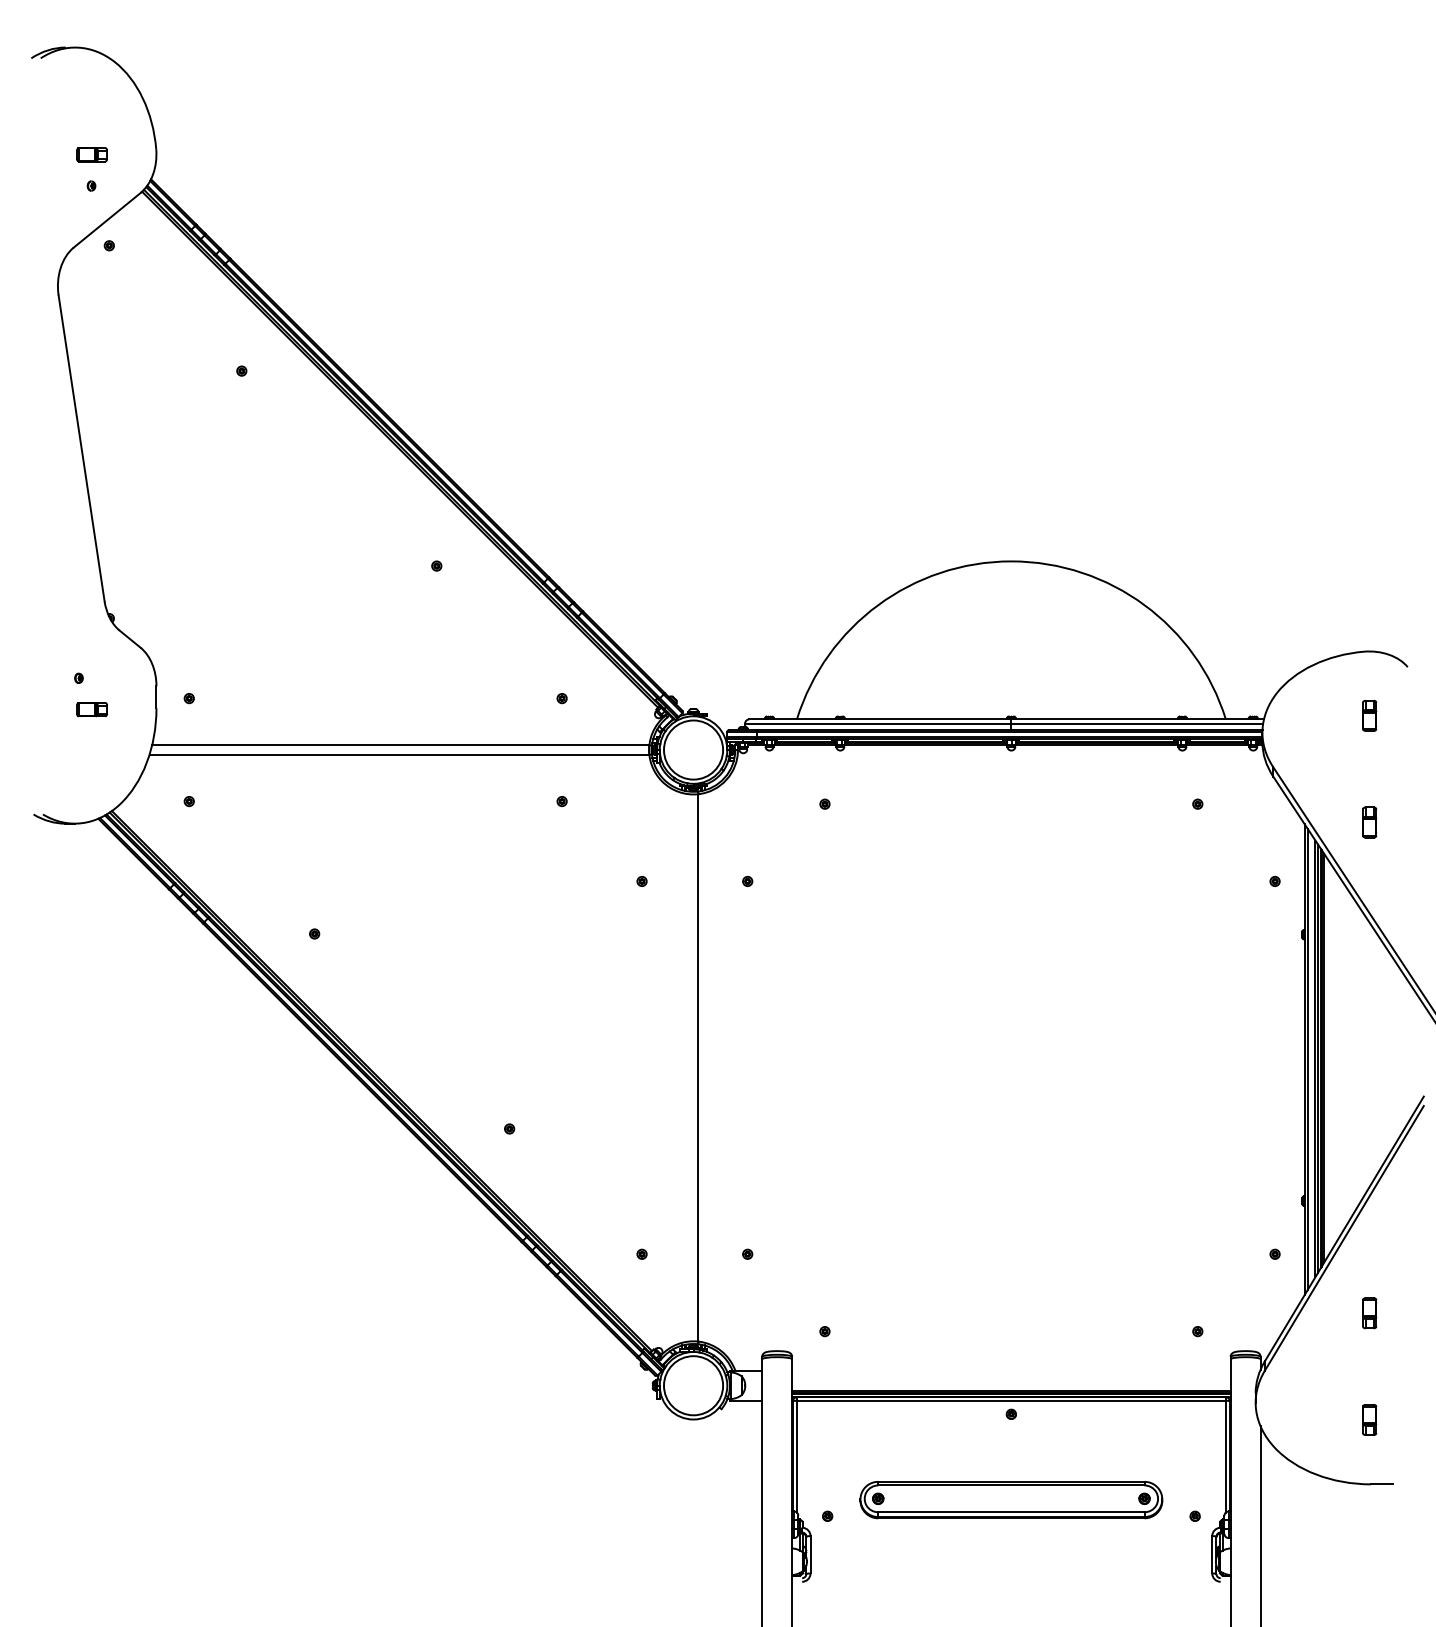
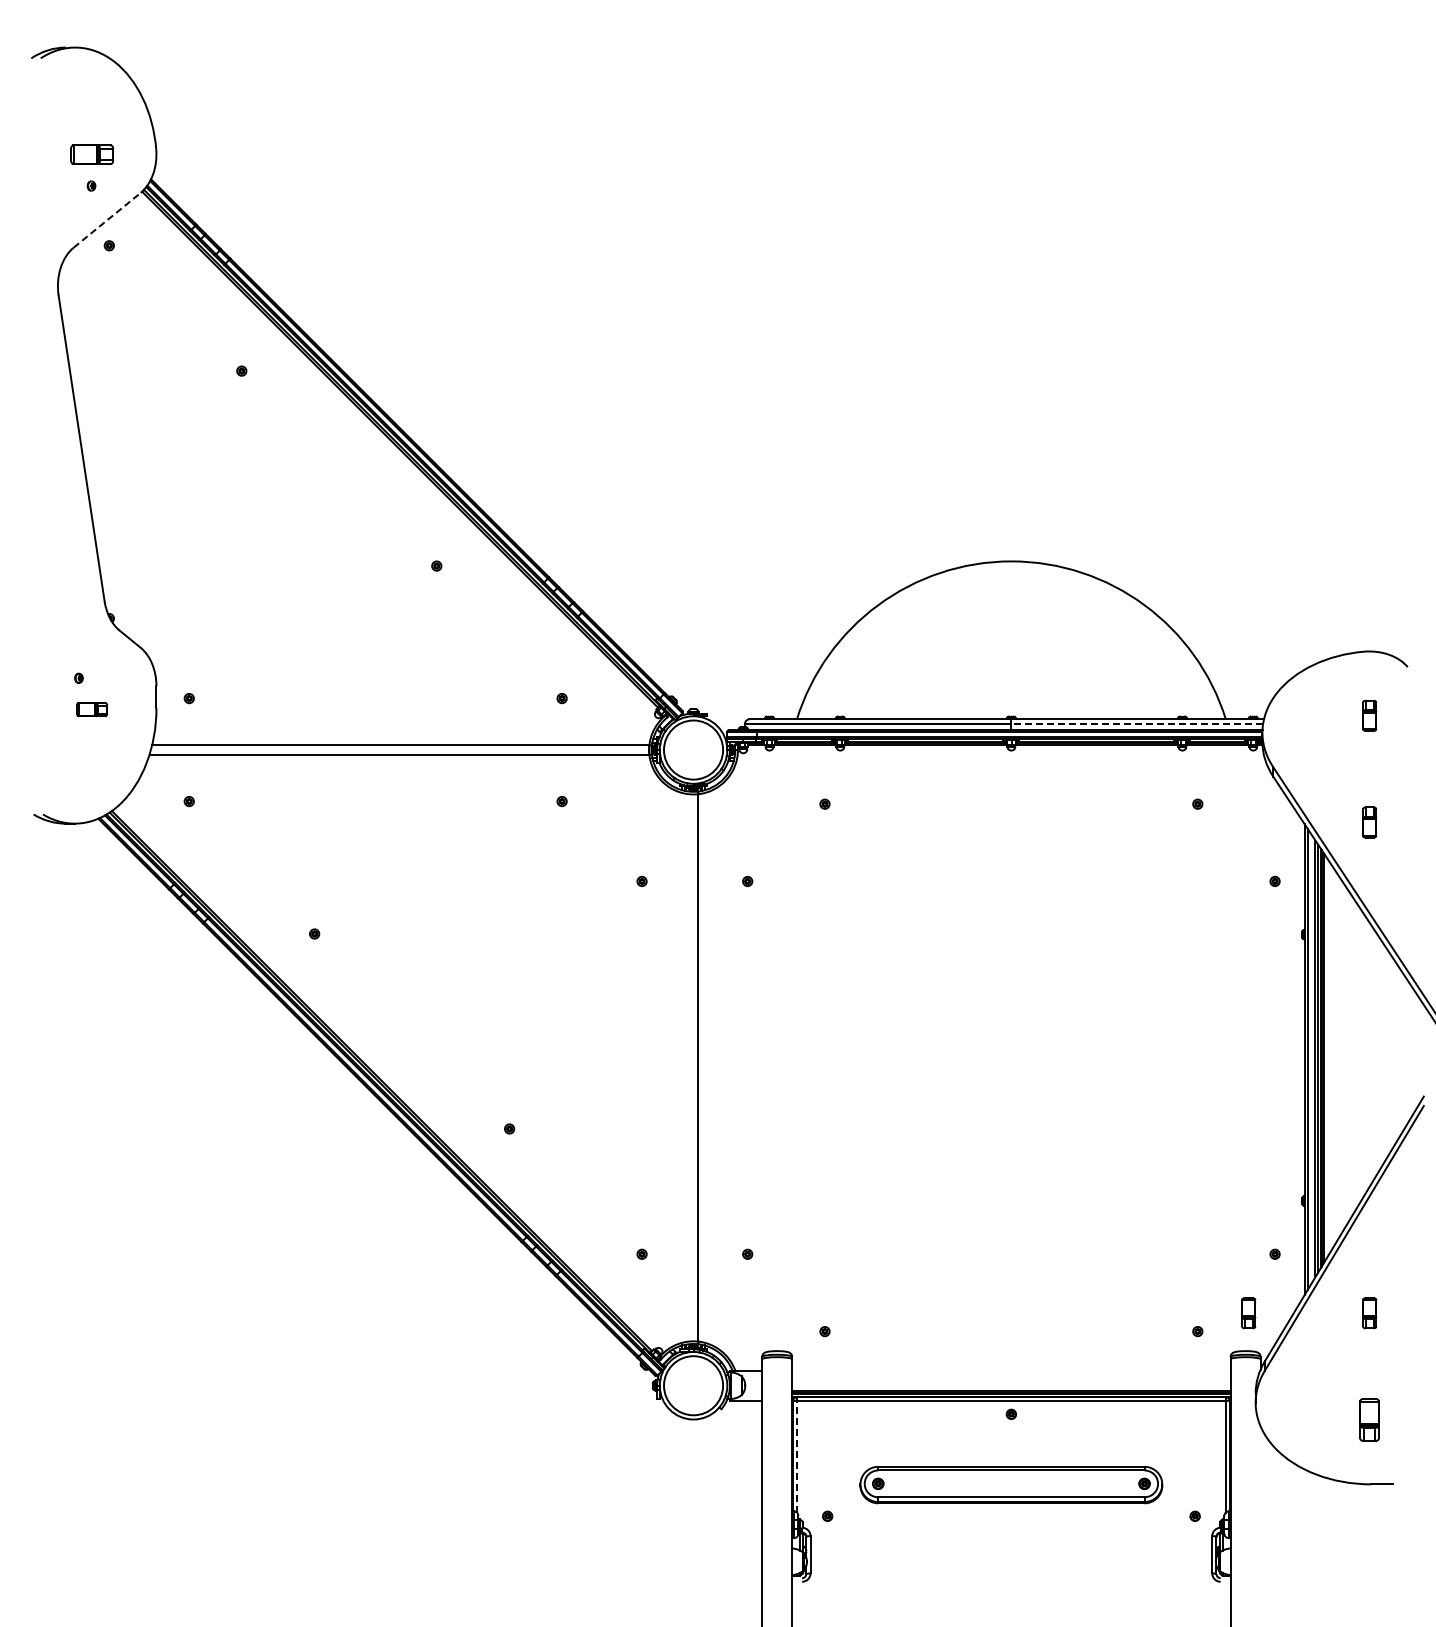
part size: 32x16 px -> 45x21 px (92, 154)
line: solid -> dashed (107, 219)
line: solid -> dashed (1137, 723)
part: none -> present (1248, 1313)
part size: 16x32 px -> 21x44 px (1369, 1419)
line: solid -> dashed (797, 1456)
part position: (1011, 1500) -> (1011, 1485) (1011, 1485)
line: present -> none (1260, 1524)
